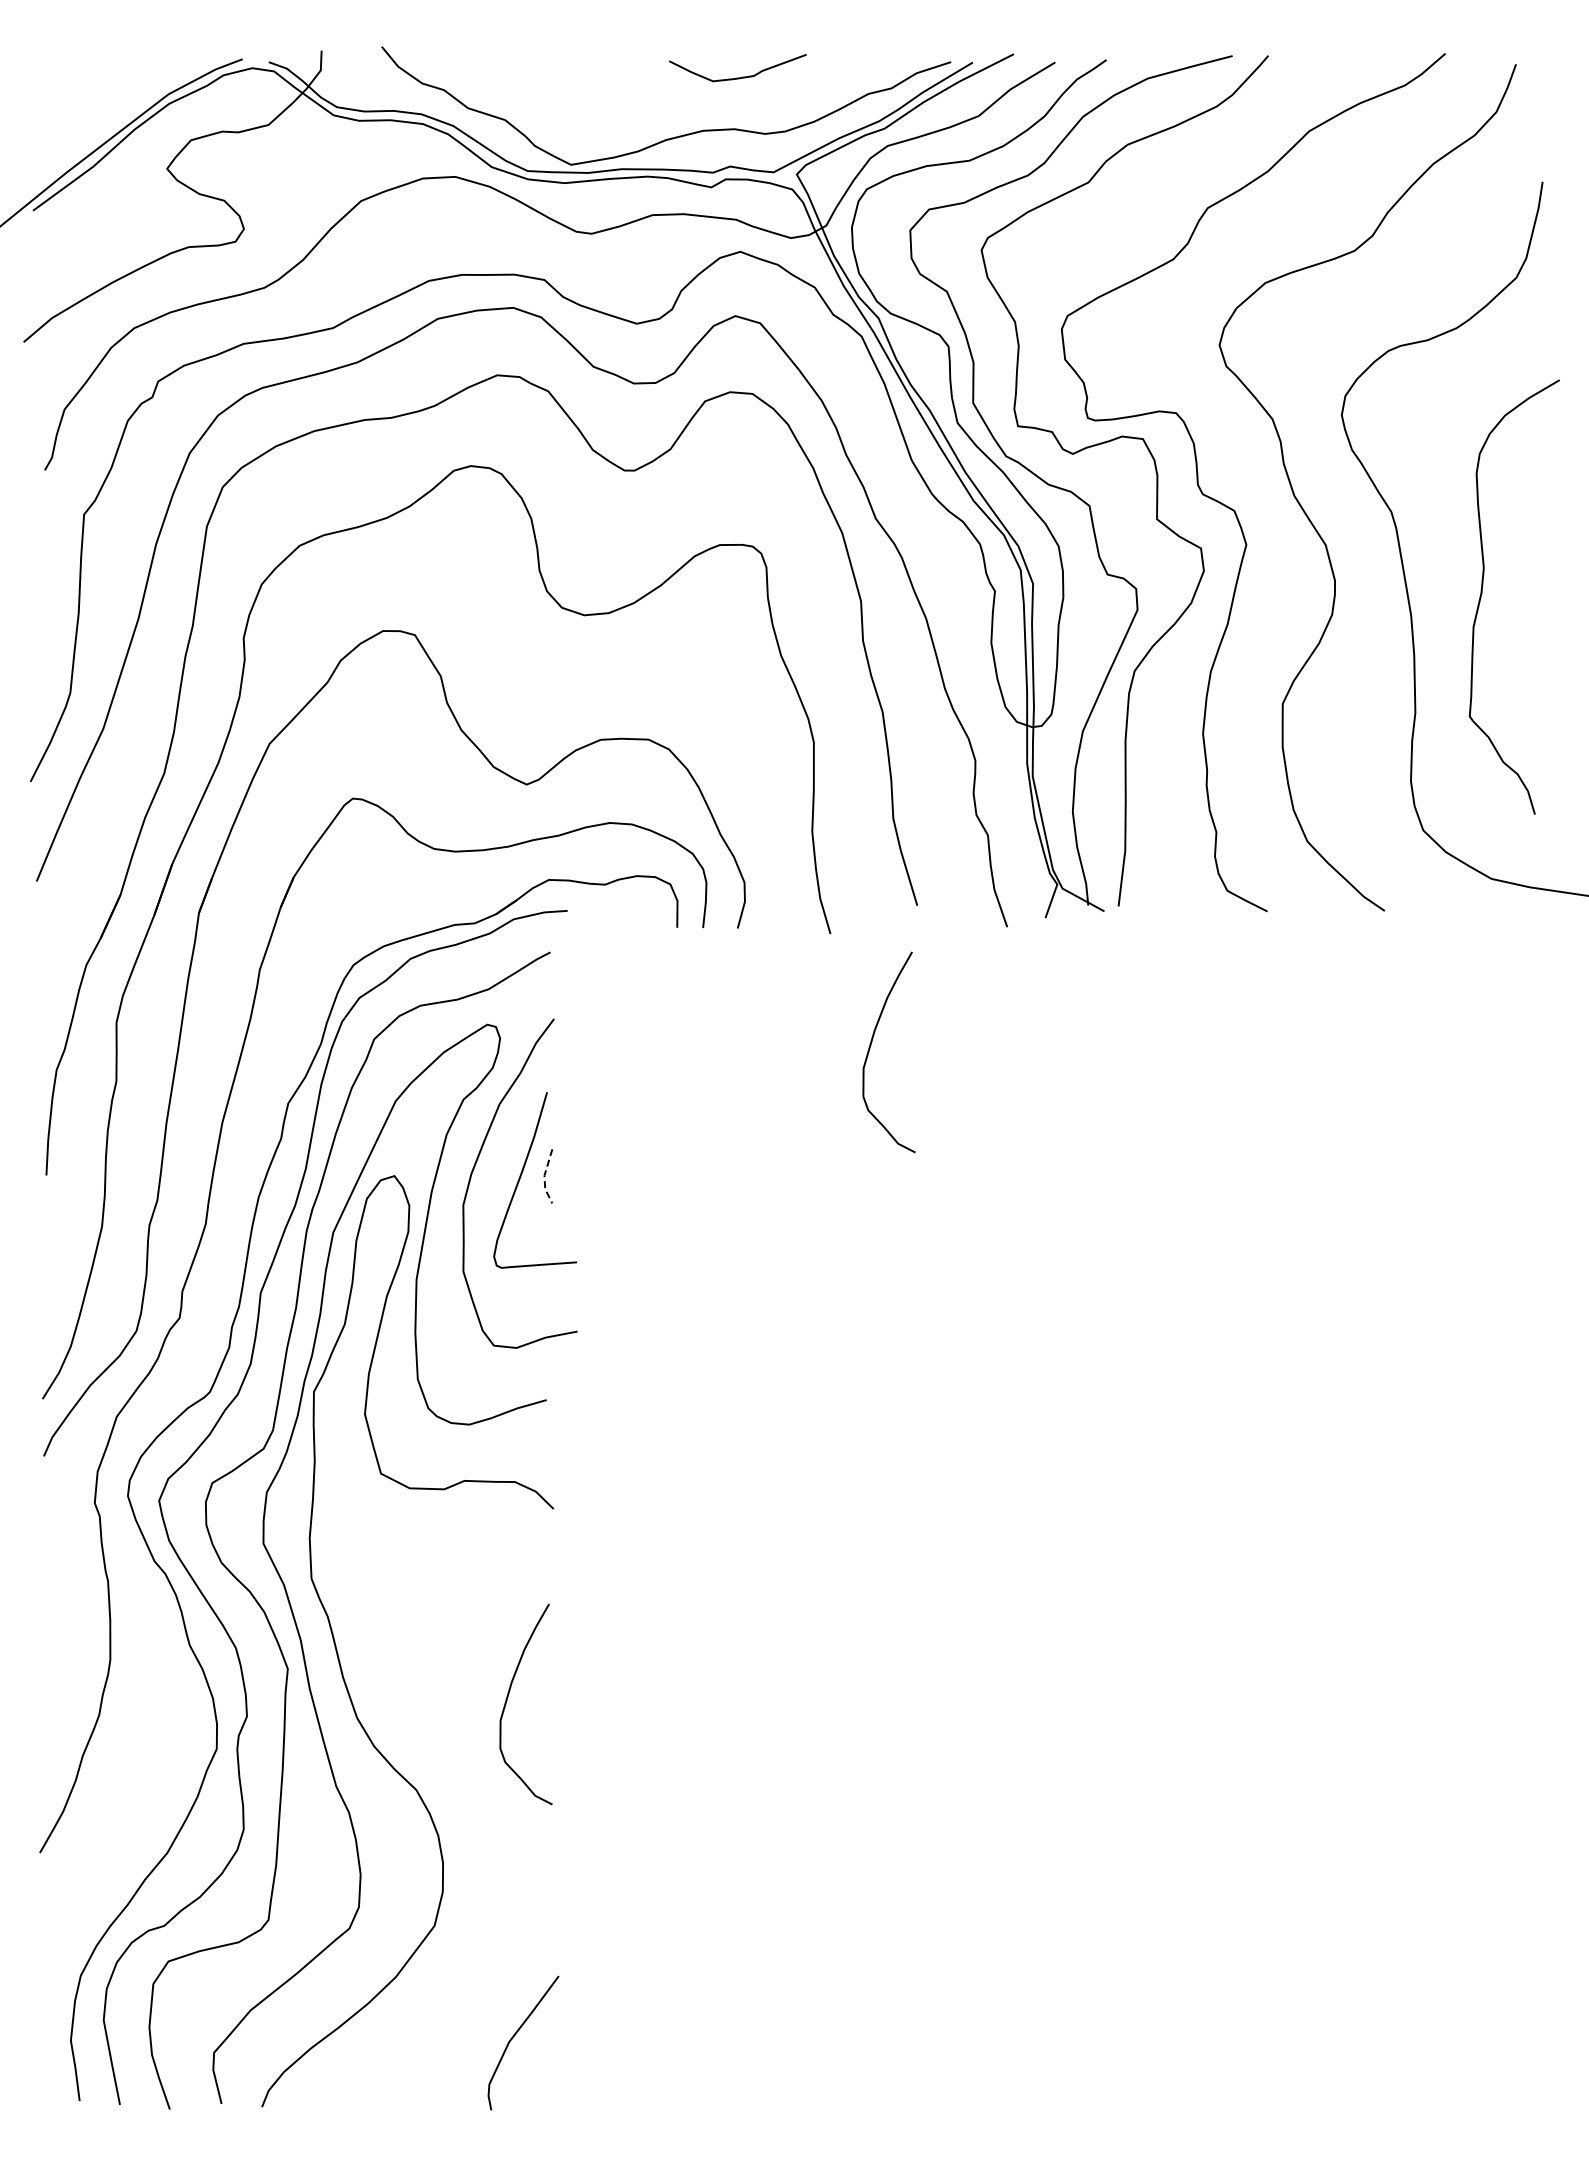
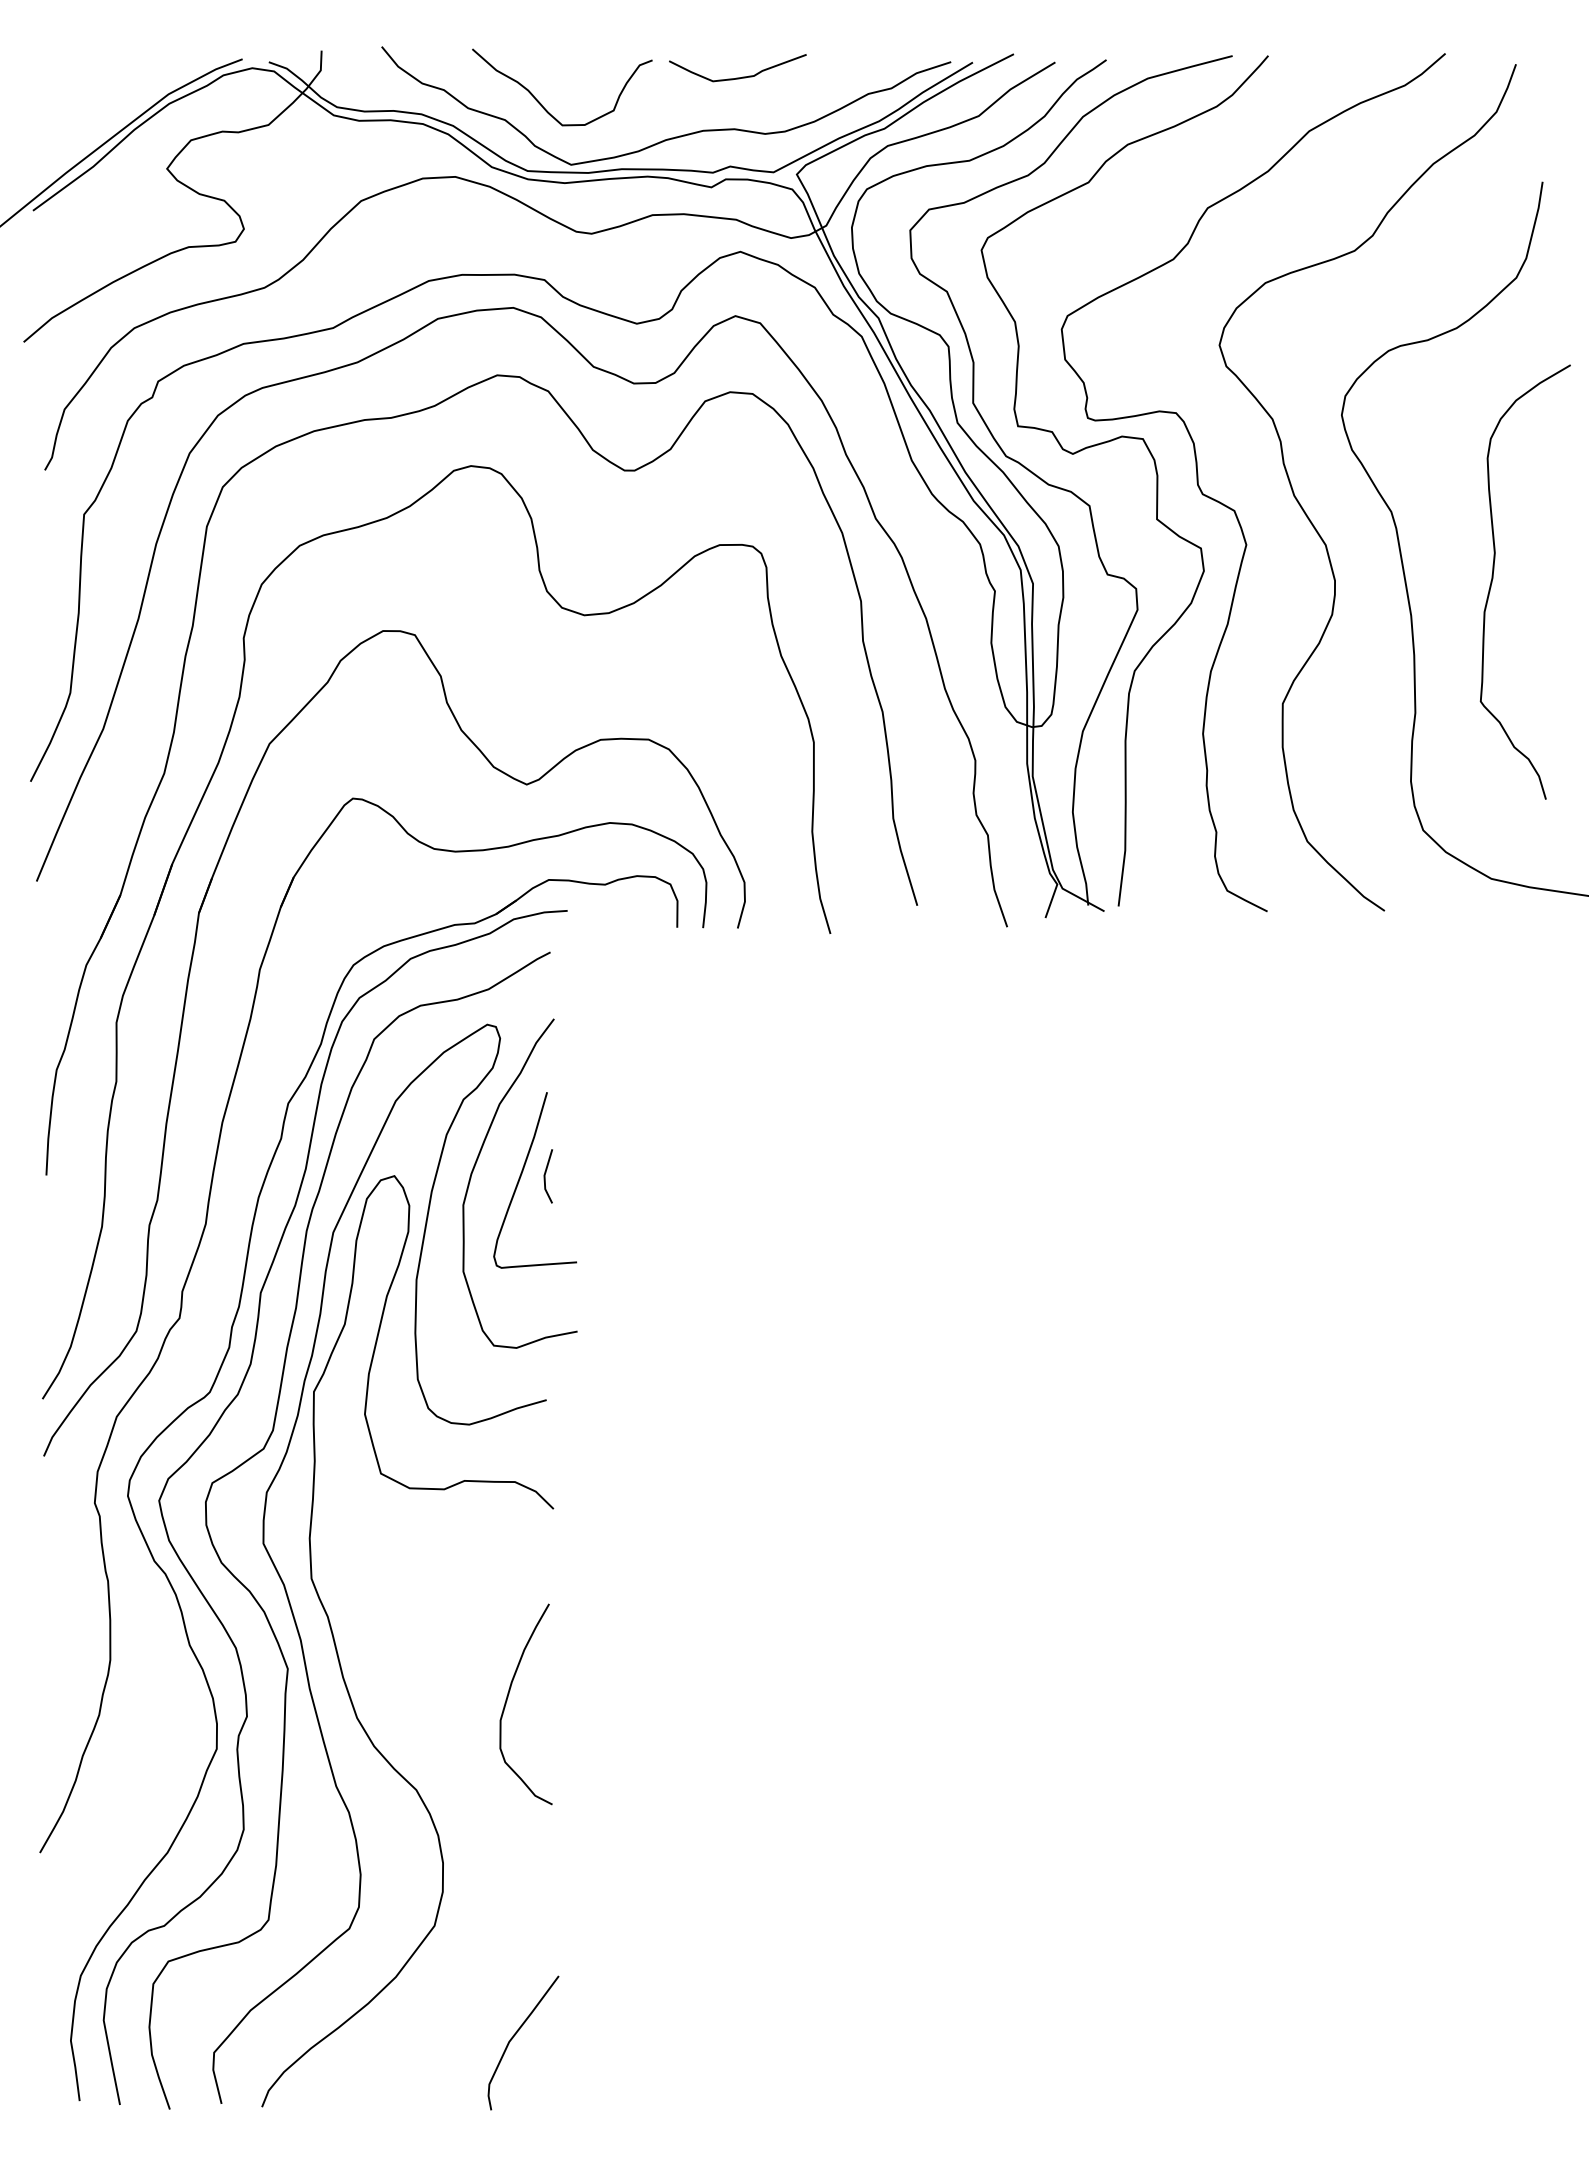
curve: none -> present (542, 104)
curve position: (1482, 594) -> (1493, 579) (1493, 579)
curve: present -> none (870, 1049)
line: dashed -> solid (544, 1176)
